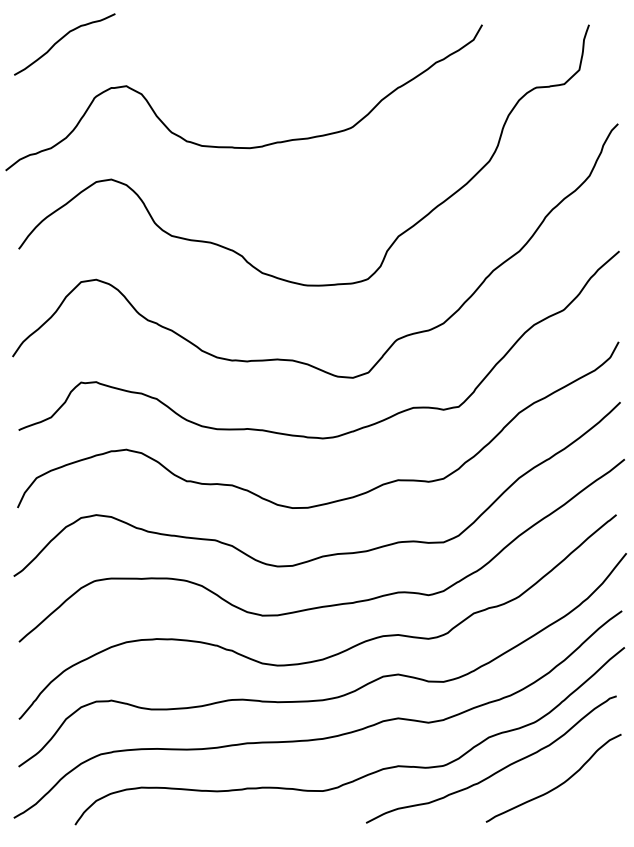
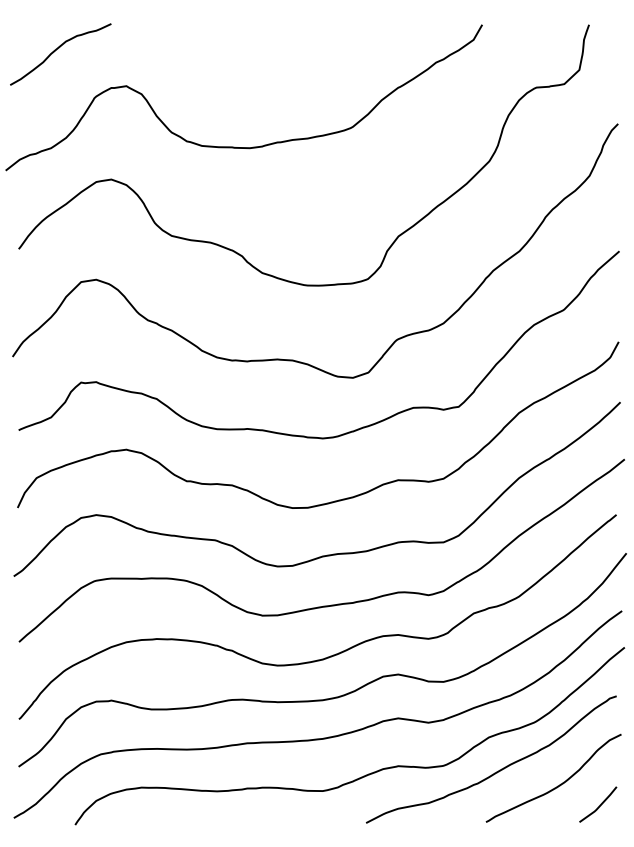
curve position: (60, 40) -> (56, 50) (56, 50)
line: none -> present (599, 805)
